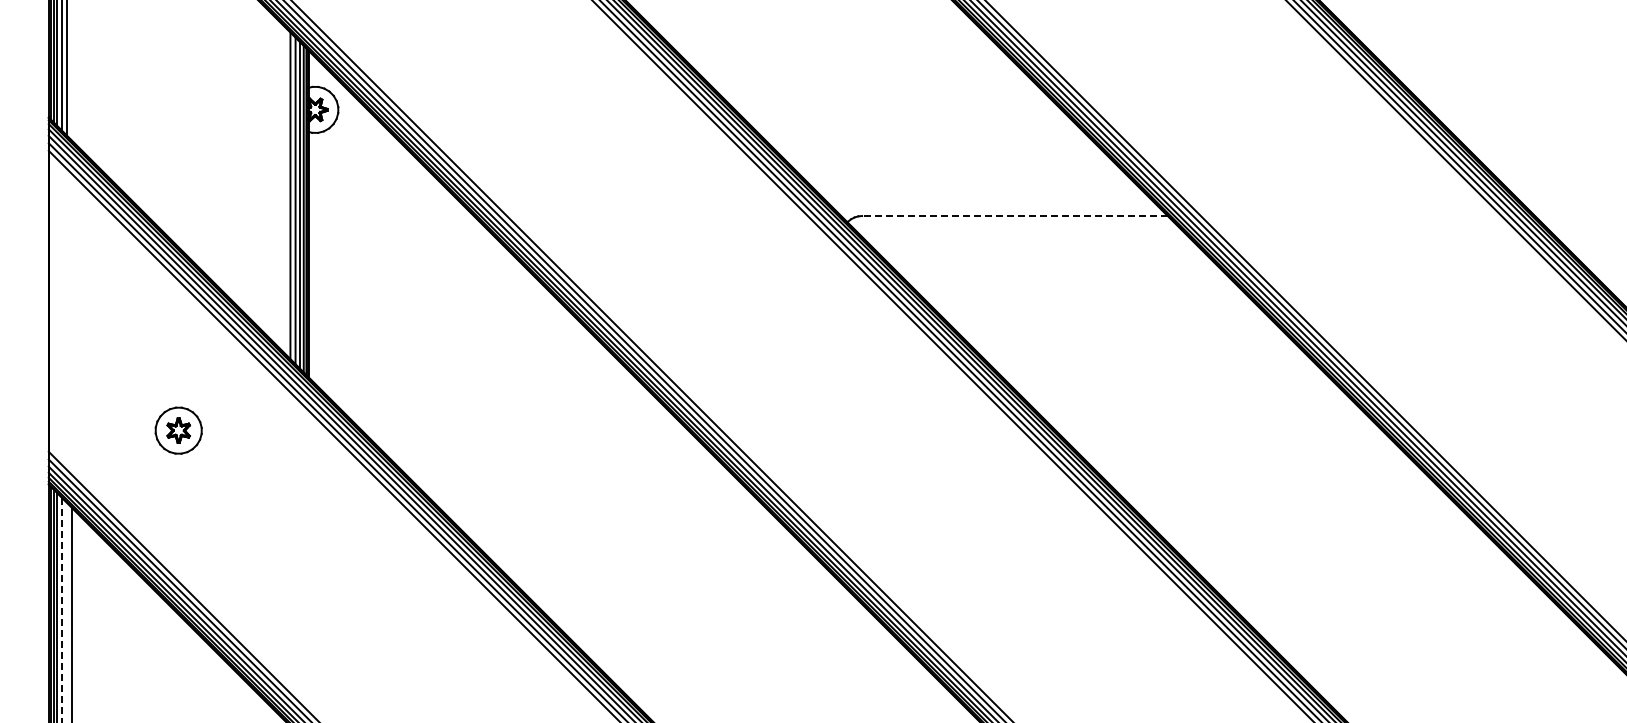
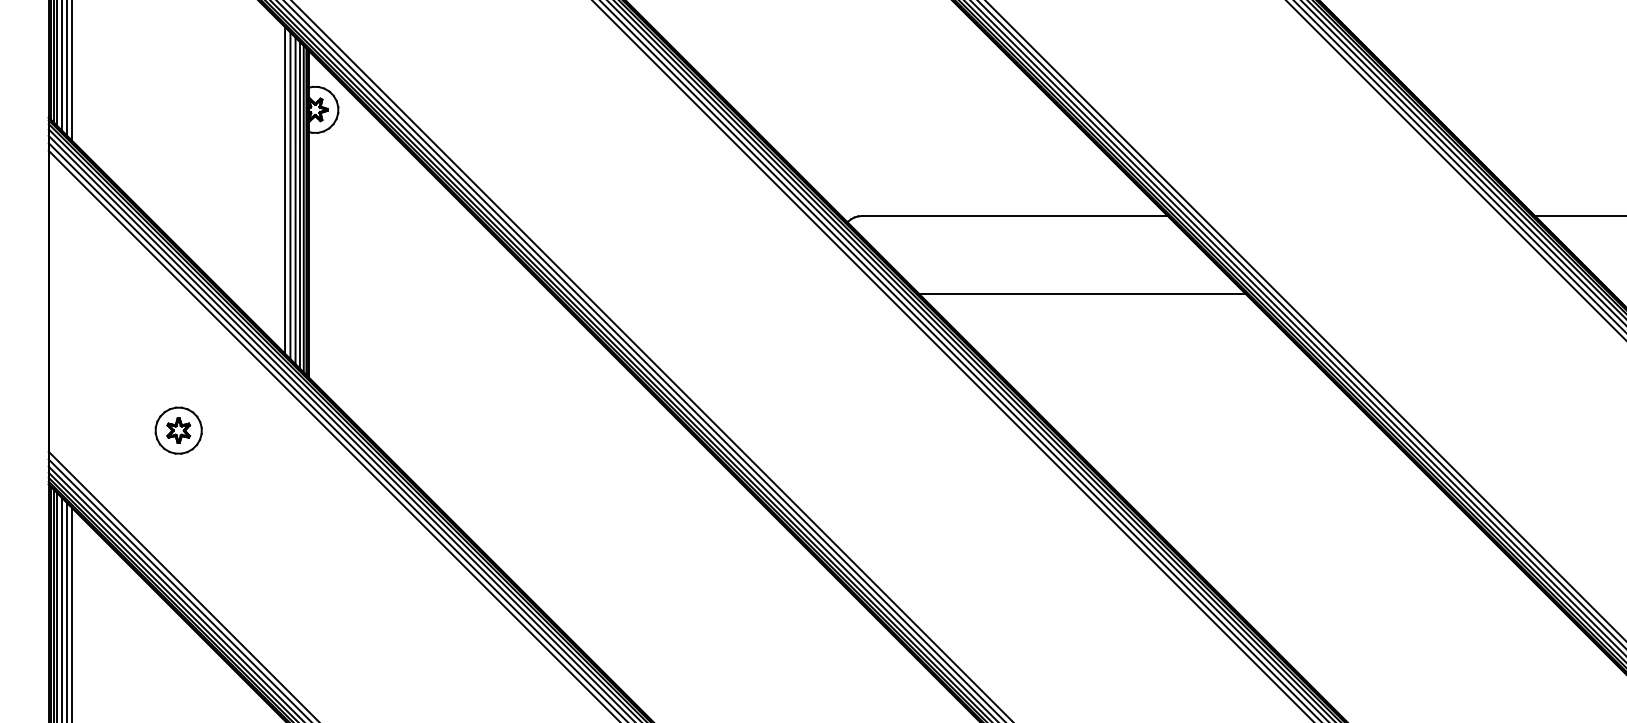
line: none -> present (72, 71)
line: none -> present (285, 190)
line: dashed -> solid (1014, 216)
line: none -> present (1579, 216)
line: none -> present (1082, 293)
line: dashed -> solid (61, 610)
line: none -> present (67, 610)
